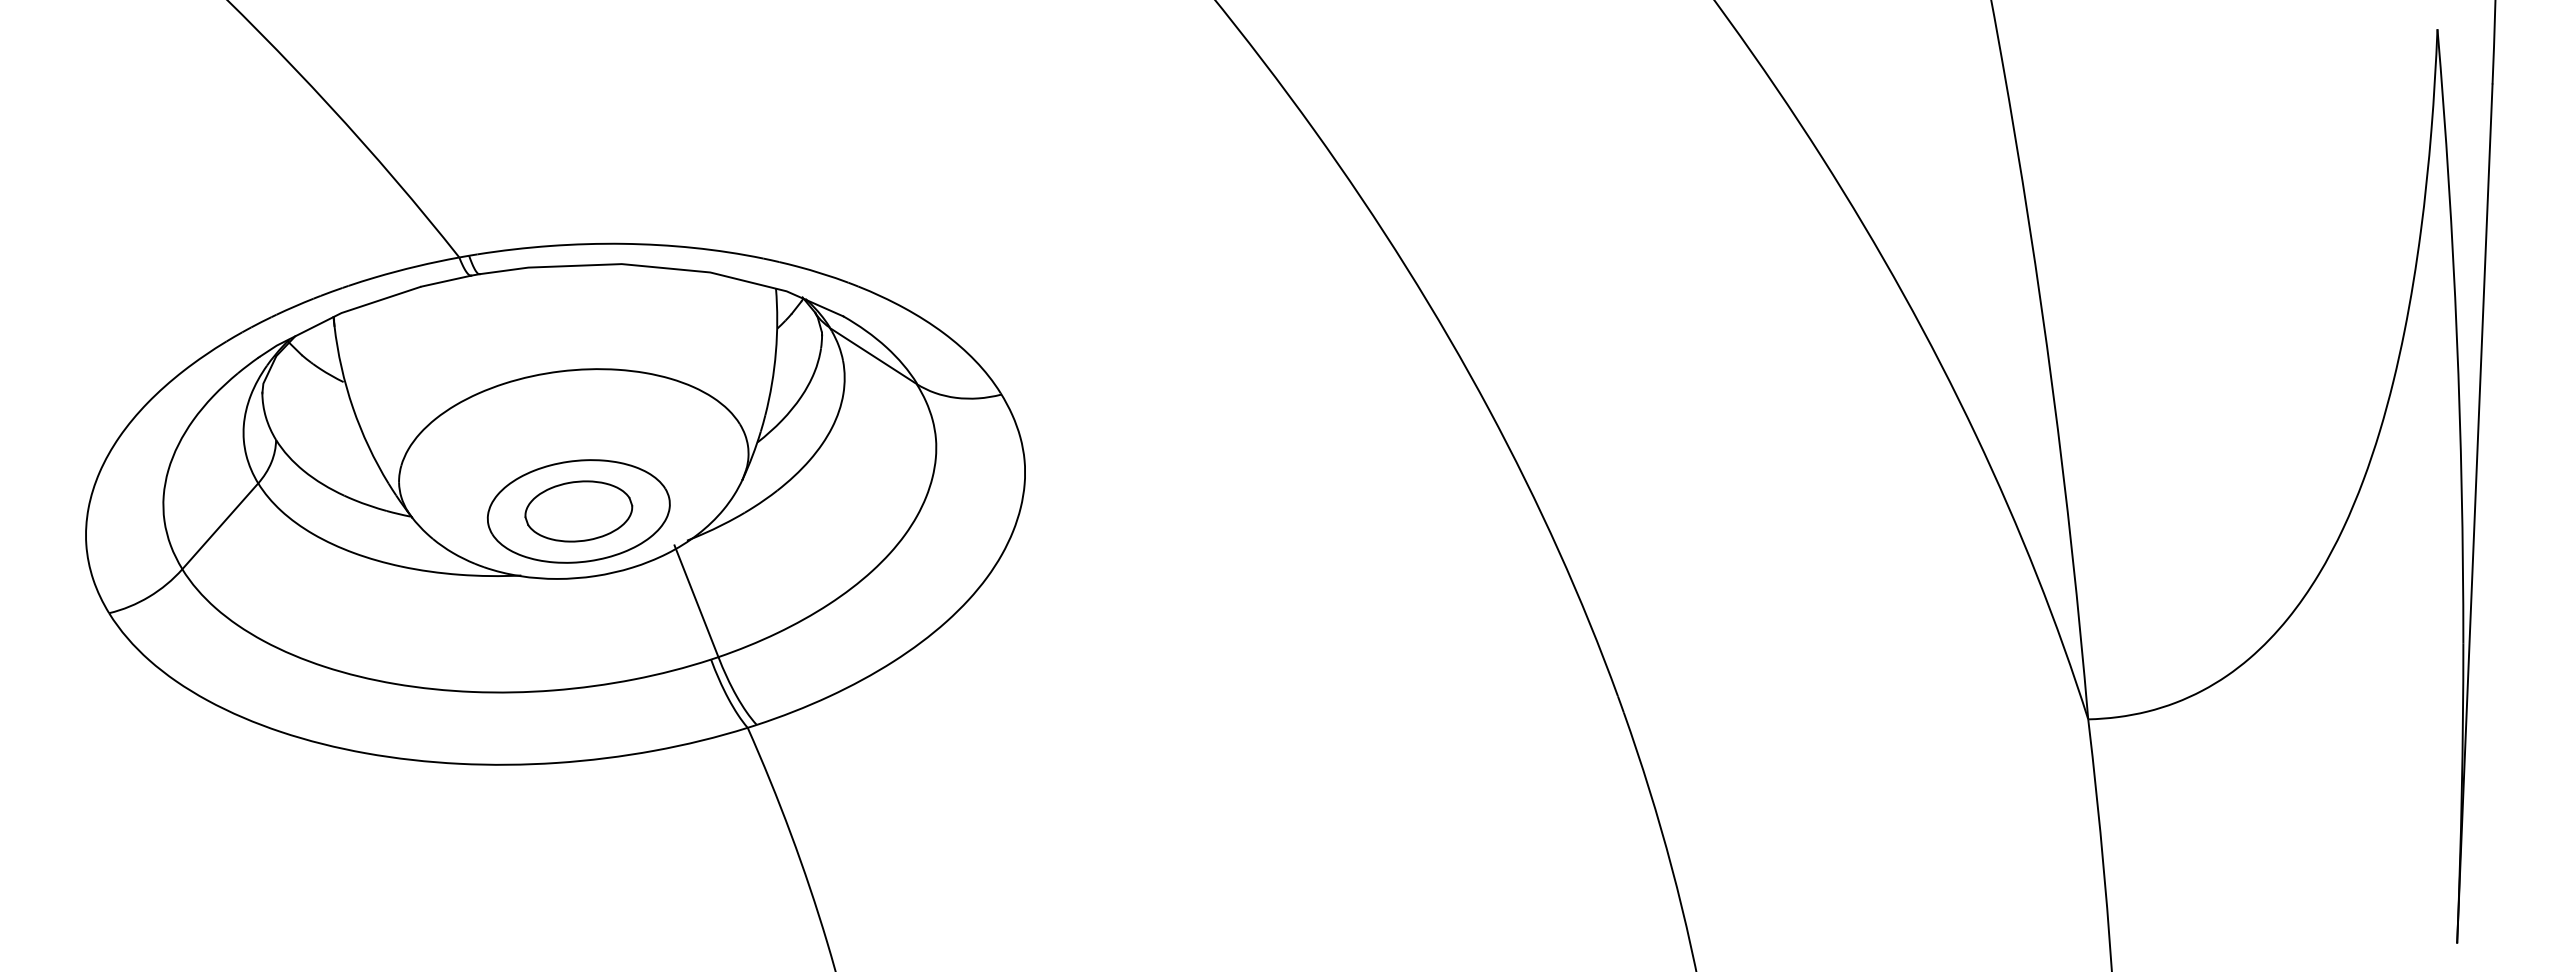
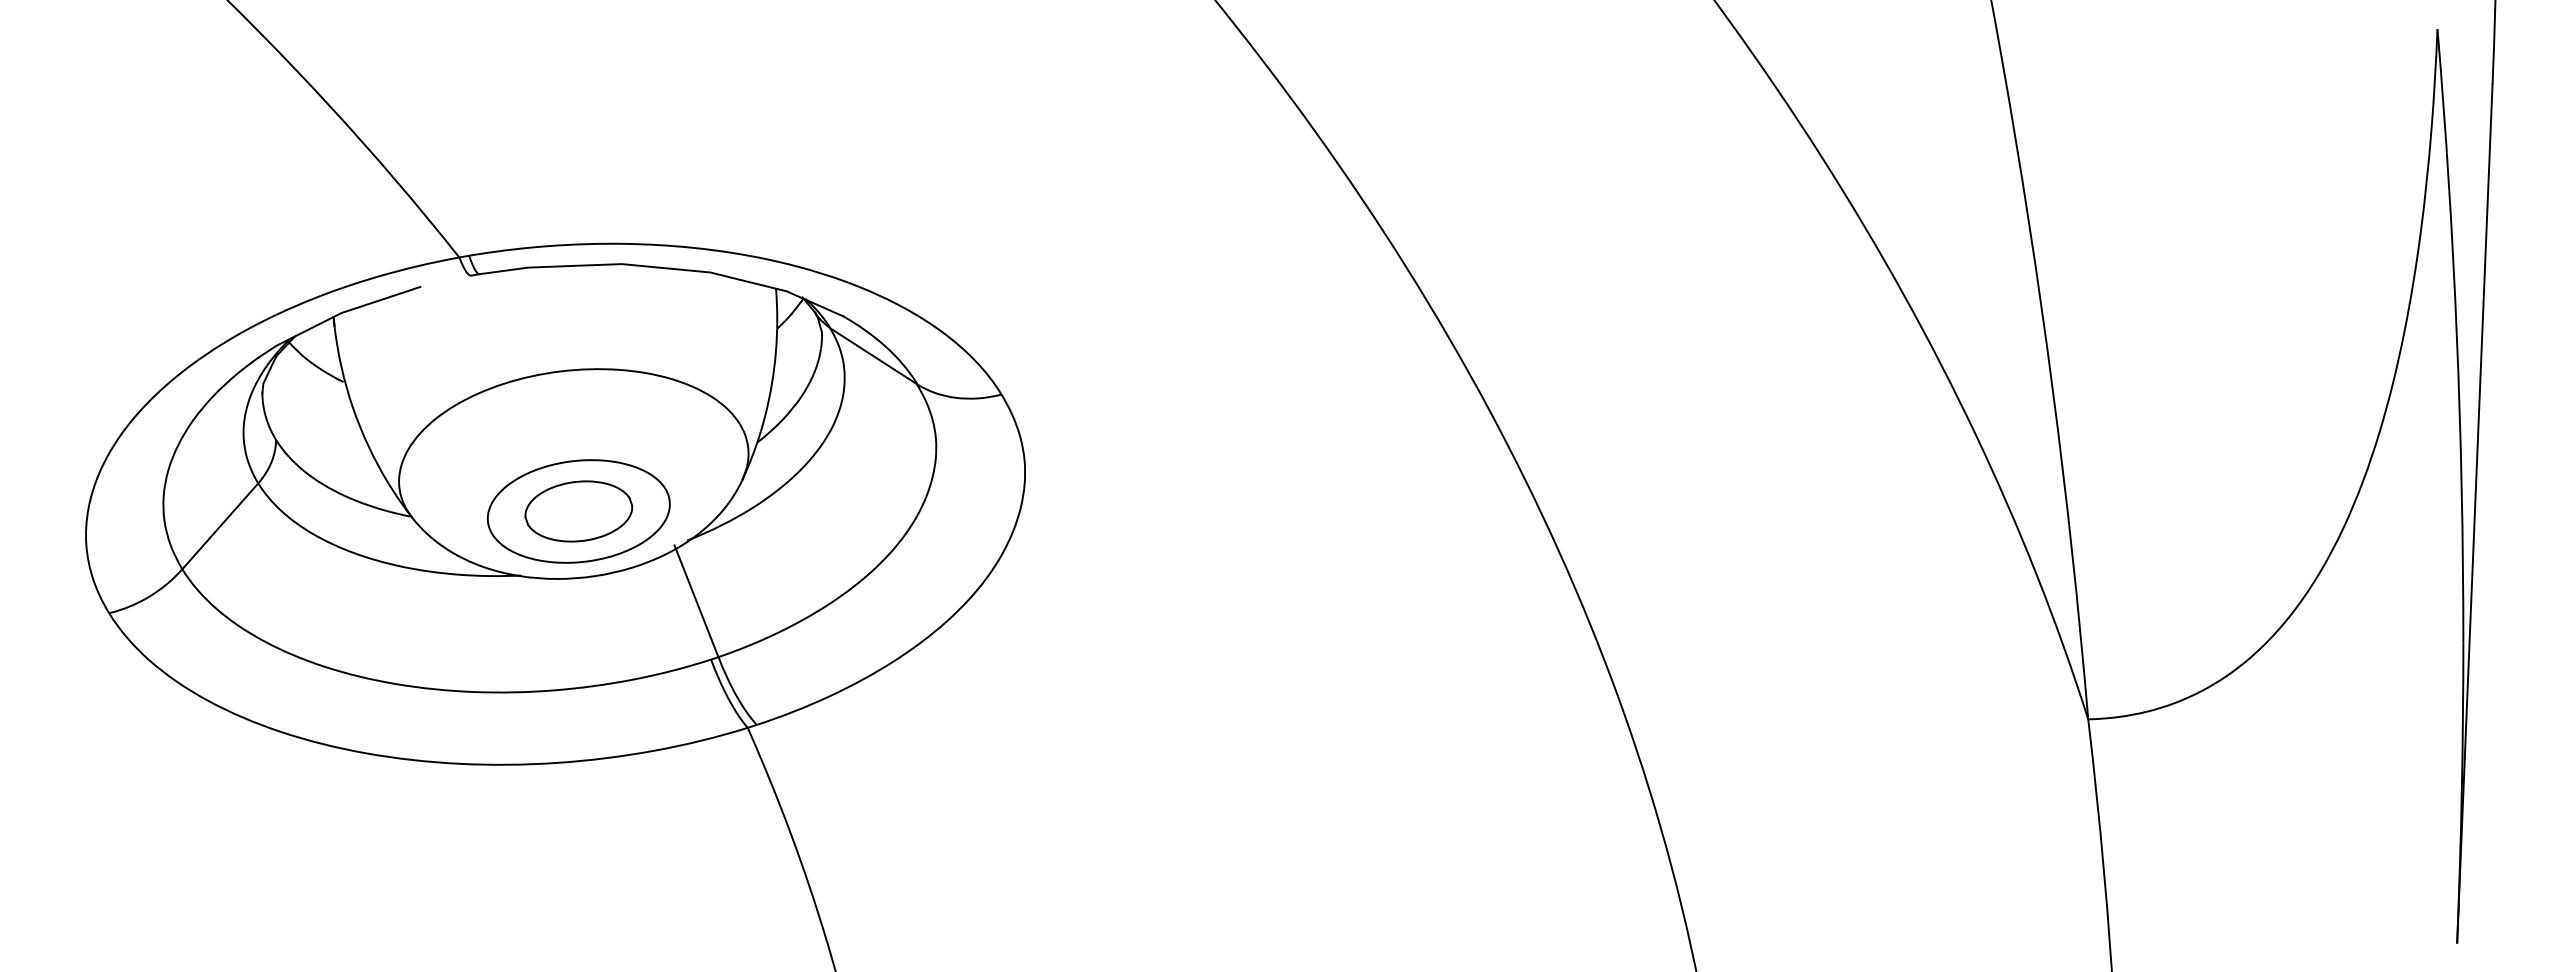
line: present -> none (446, 280)
